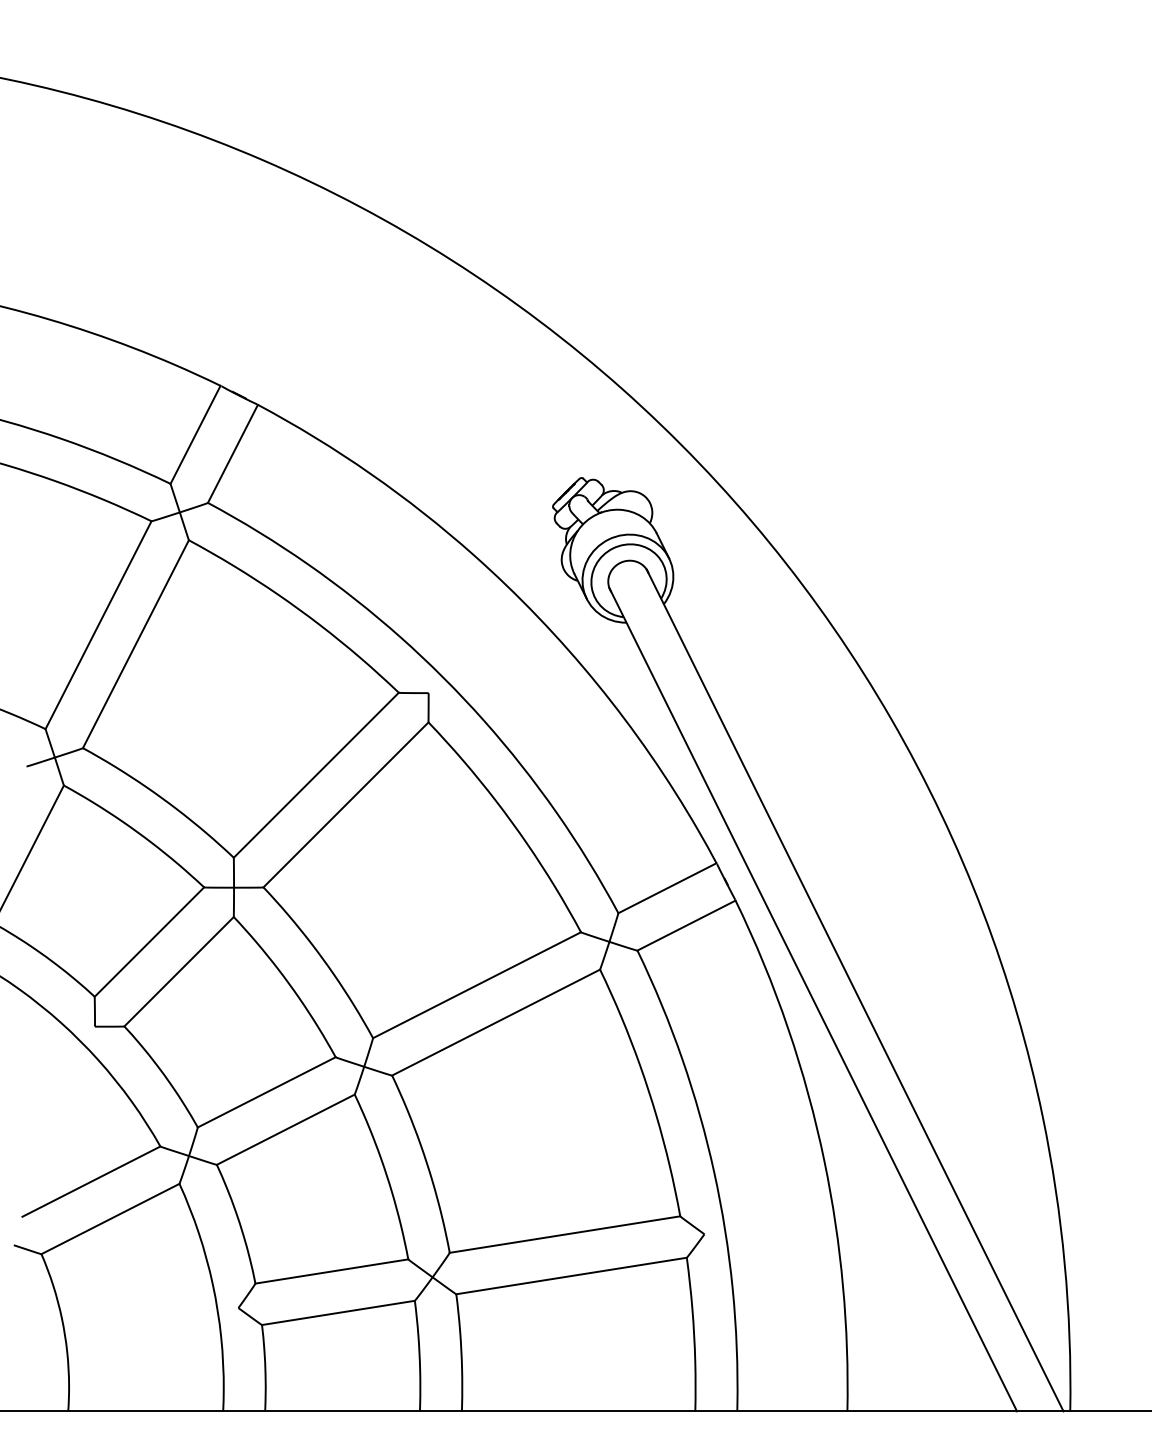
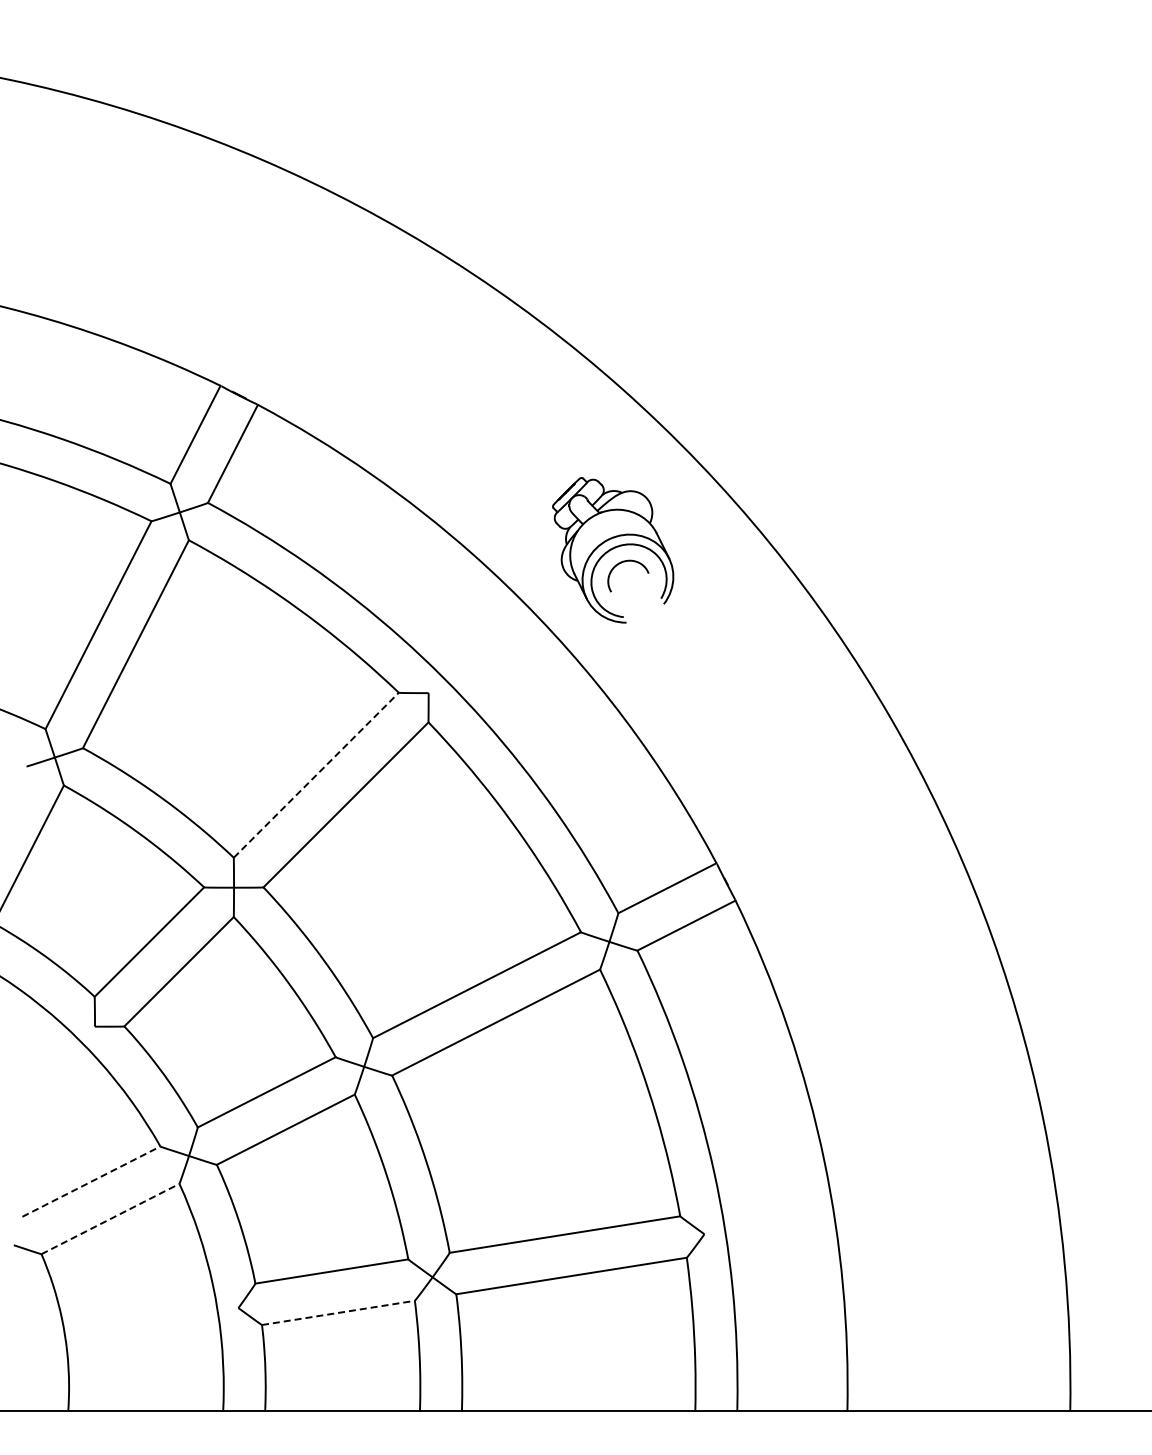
line: solid -> dashed (316, 775)
line: present -> none (854, 990)
line: present -> none (813, 999)
line: solid -> dashed (91, 1181)
line: solid -> dashed (110, 1218)
line: solid -> dashed (338, 1312)
